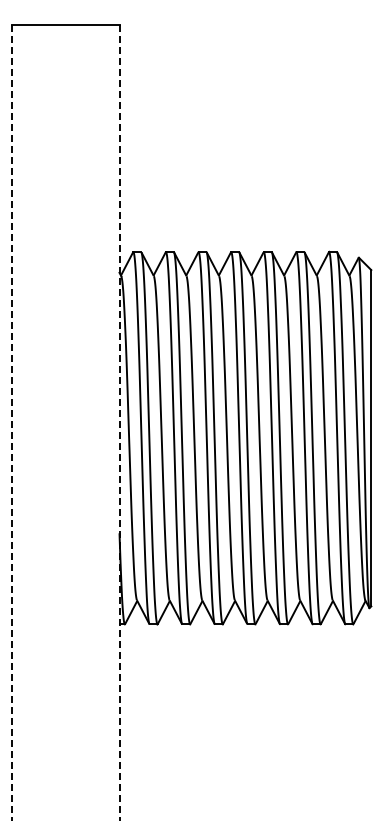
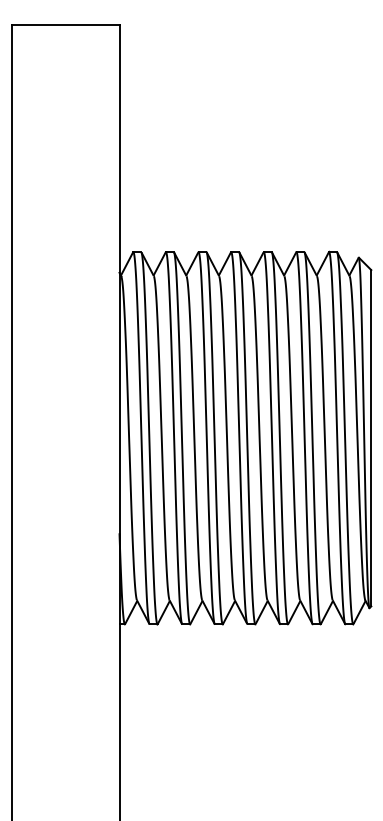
line: dashed -> solid (11, 422)
line: dashed -> solid (119, 422)
